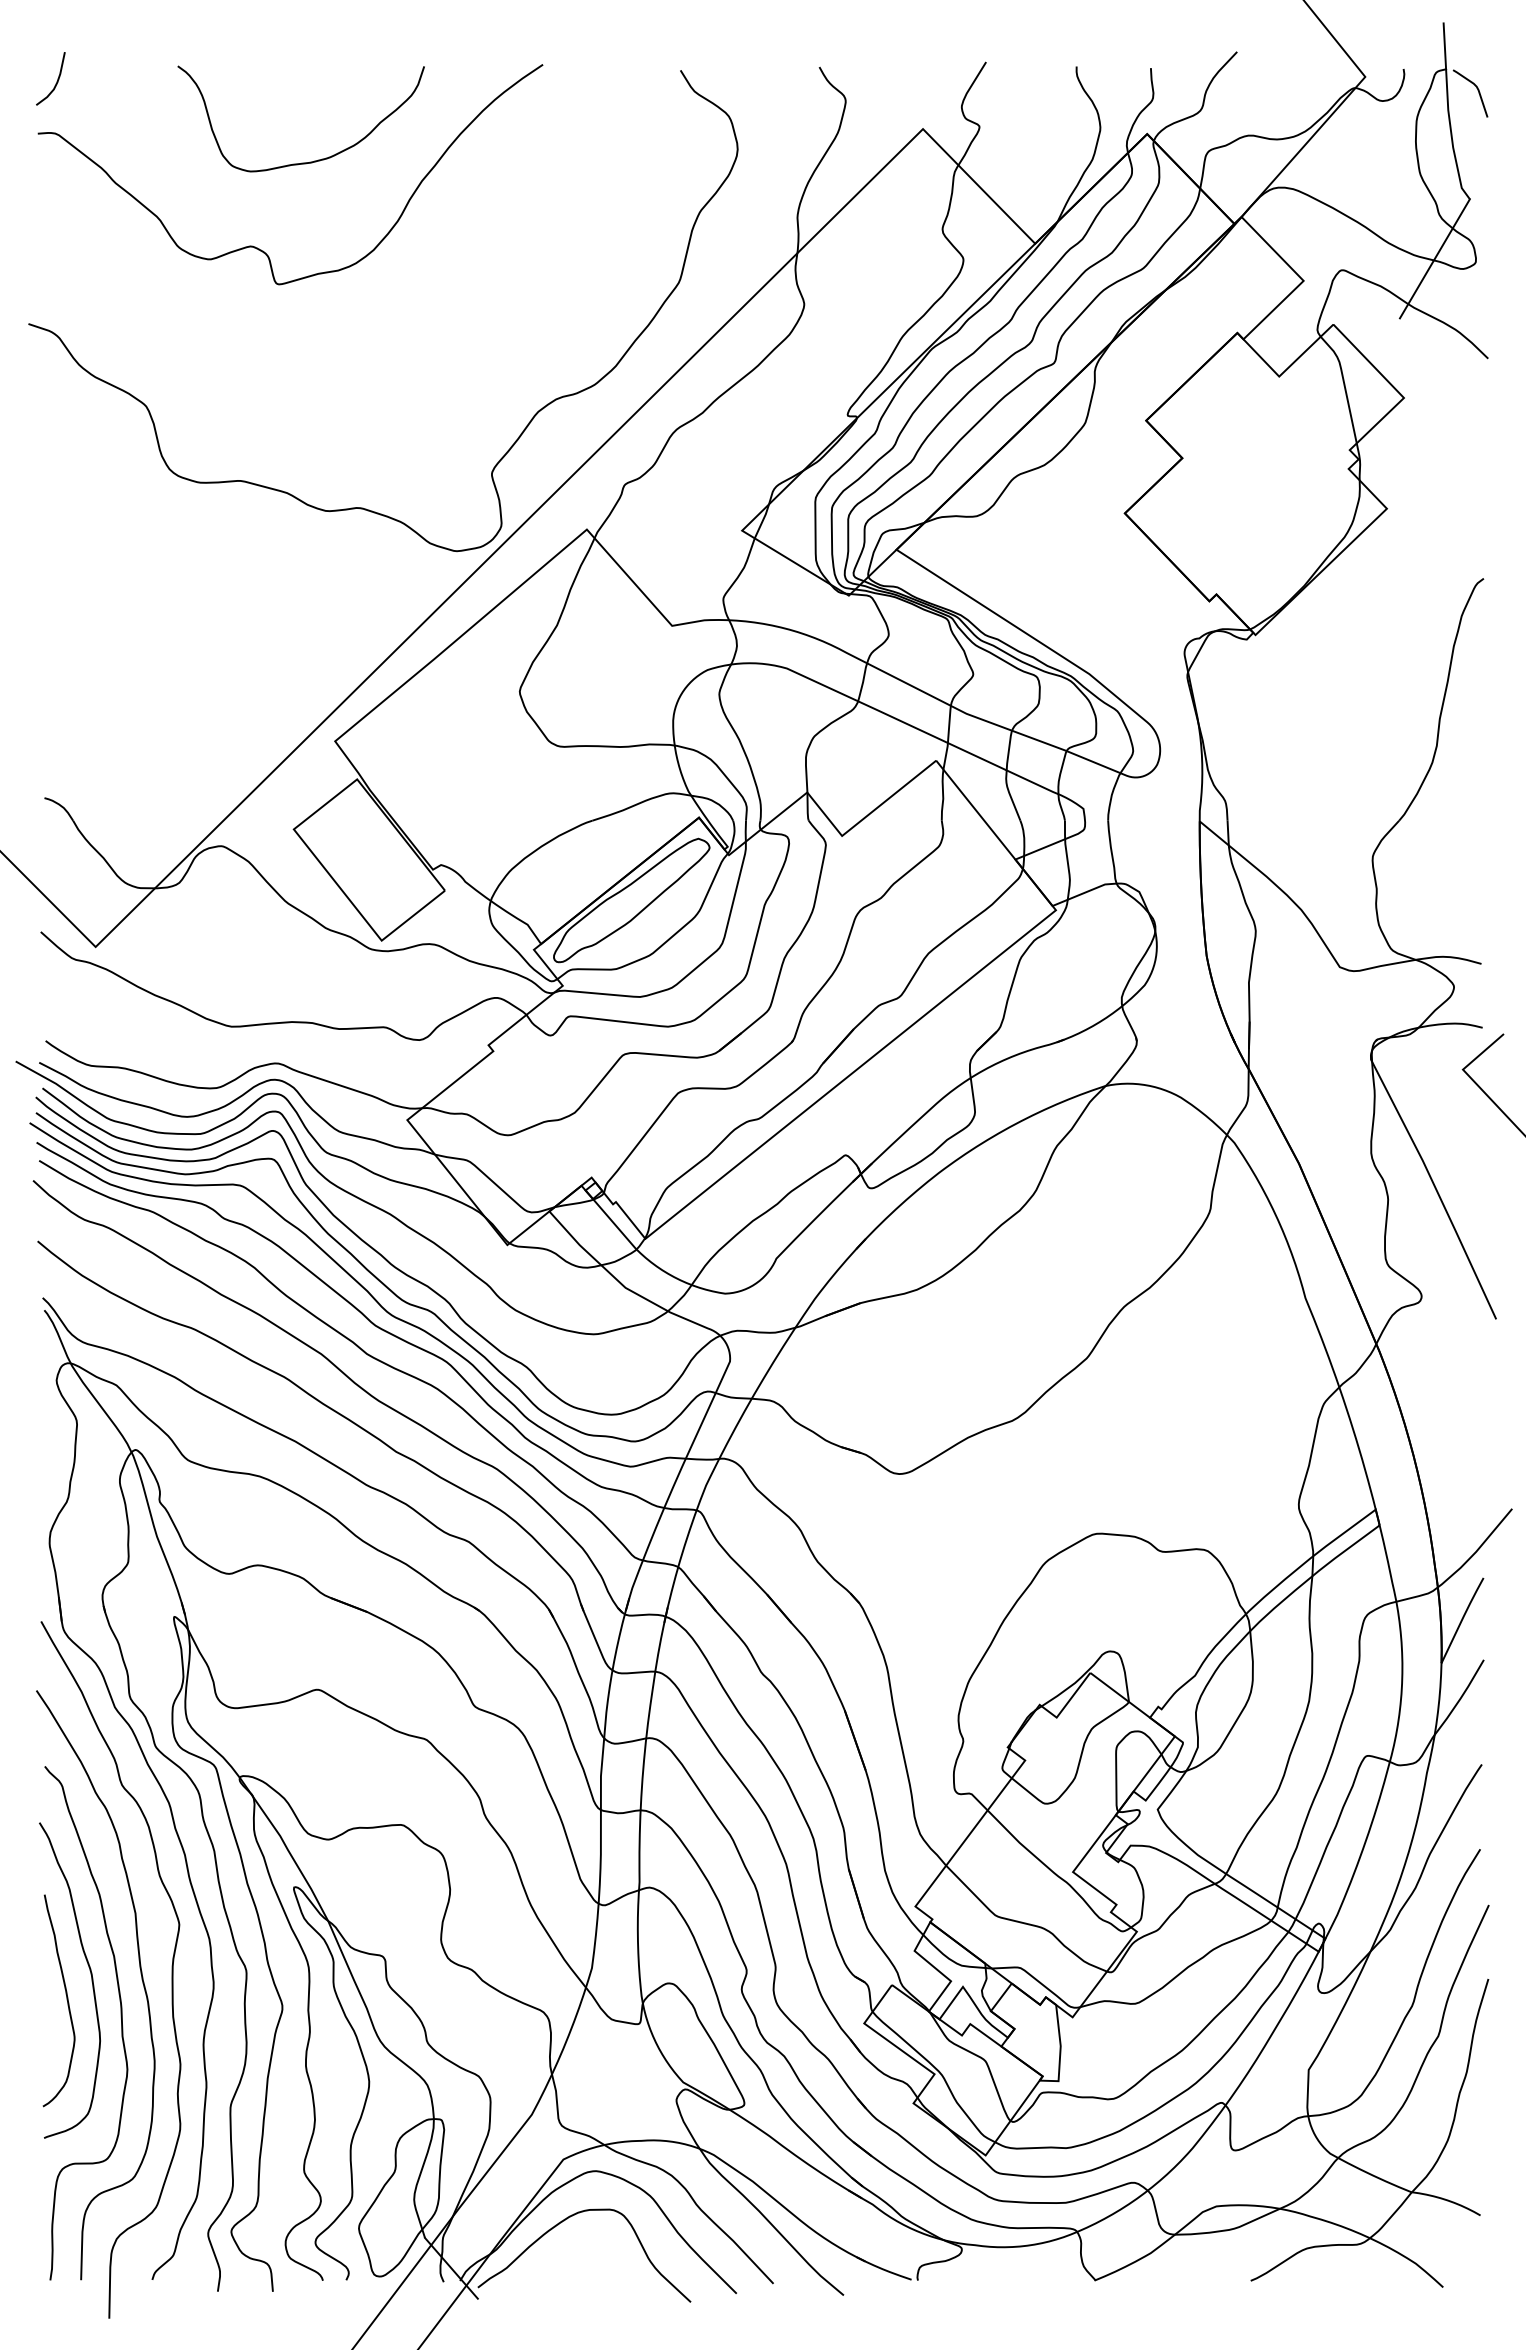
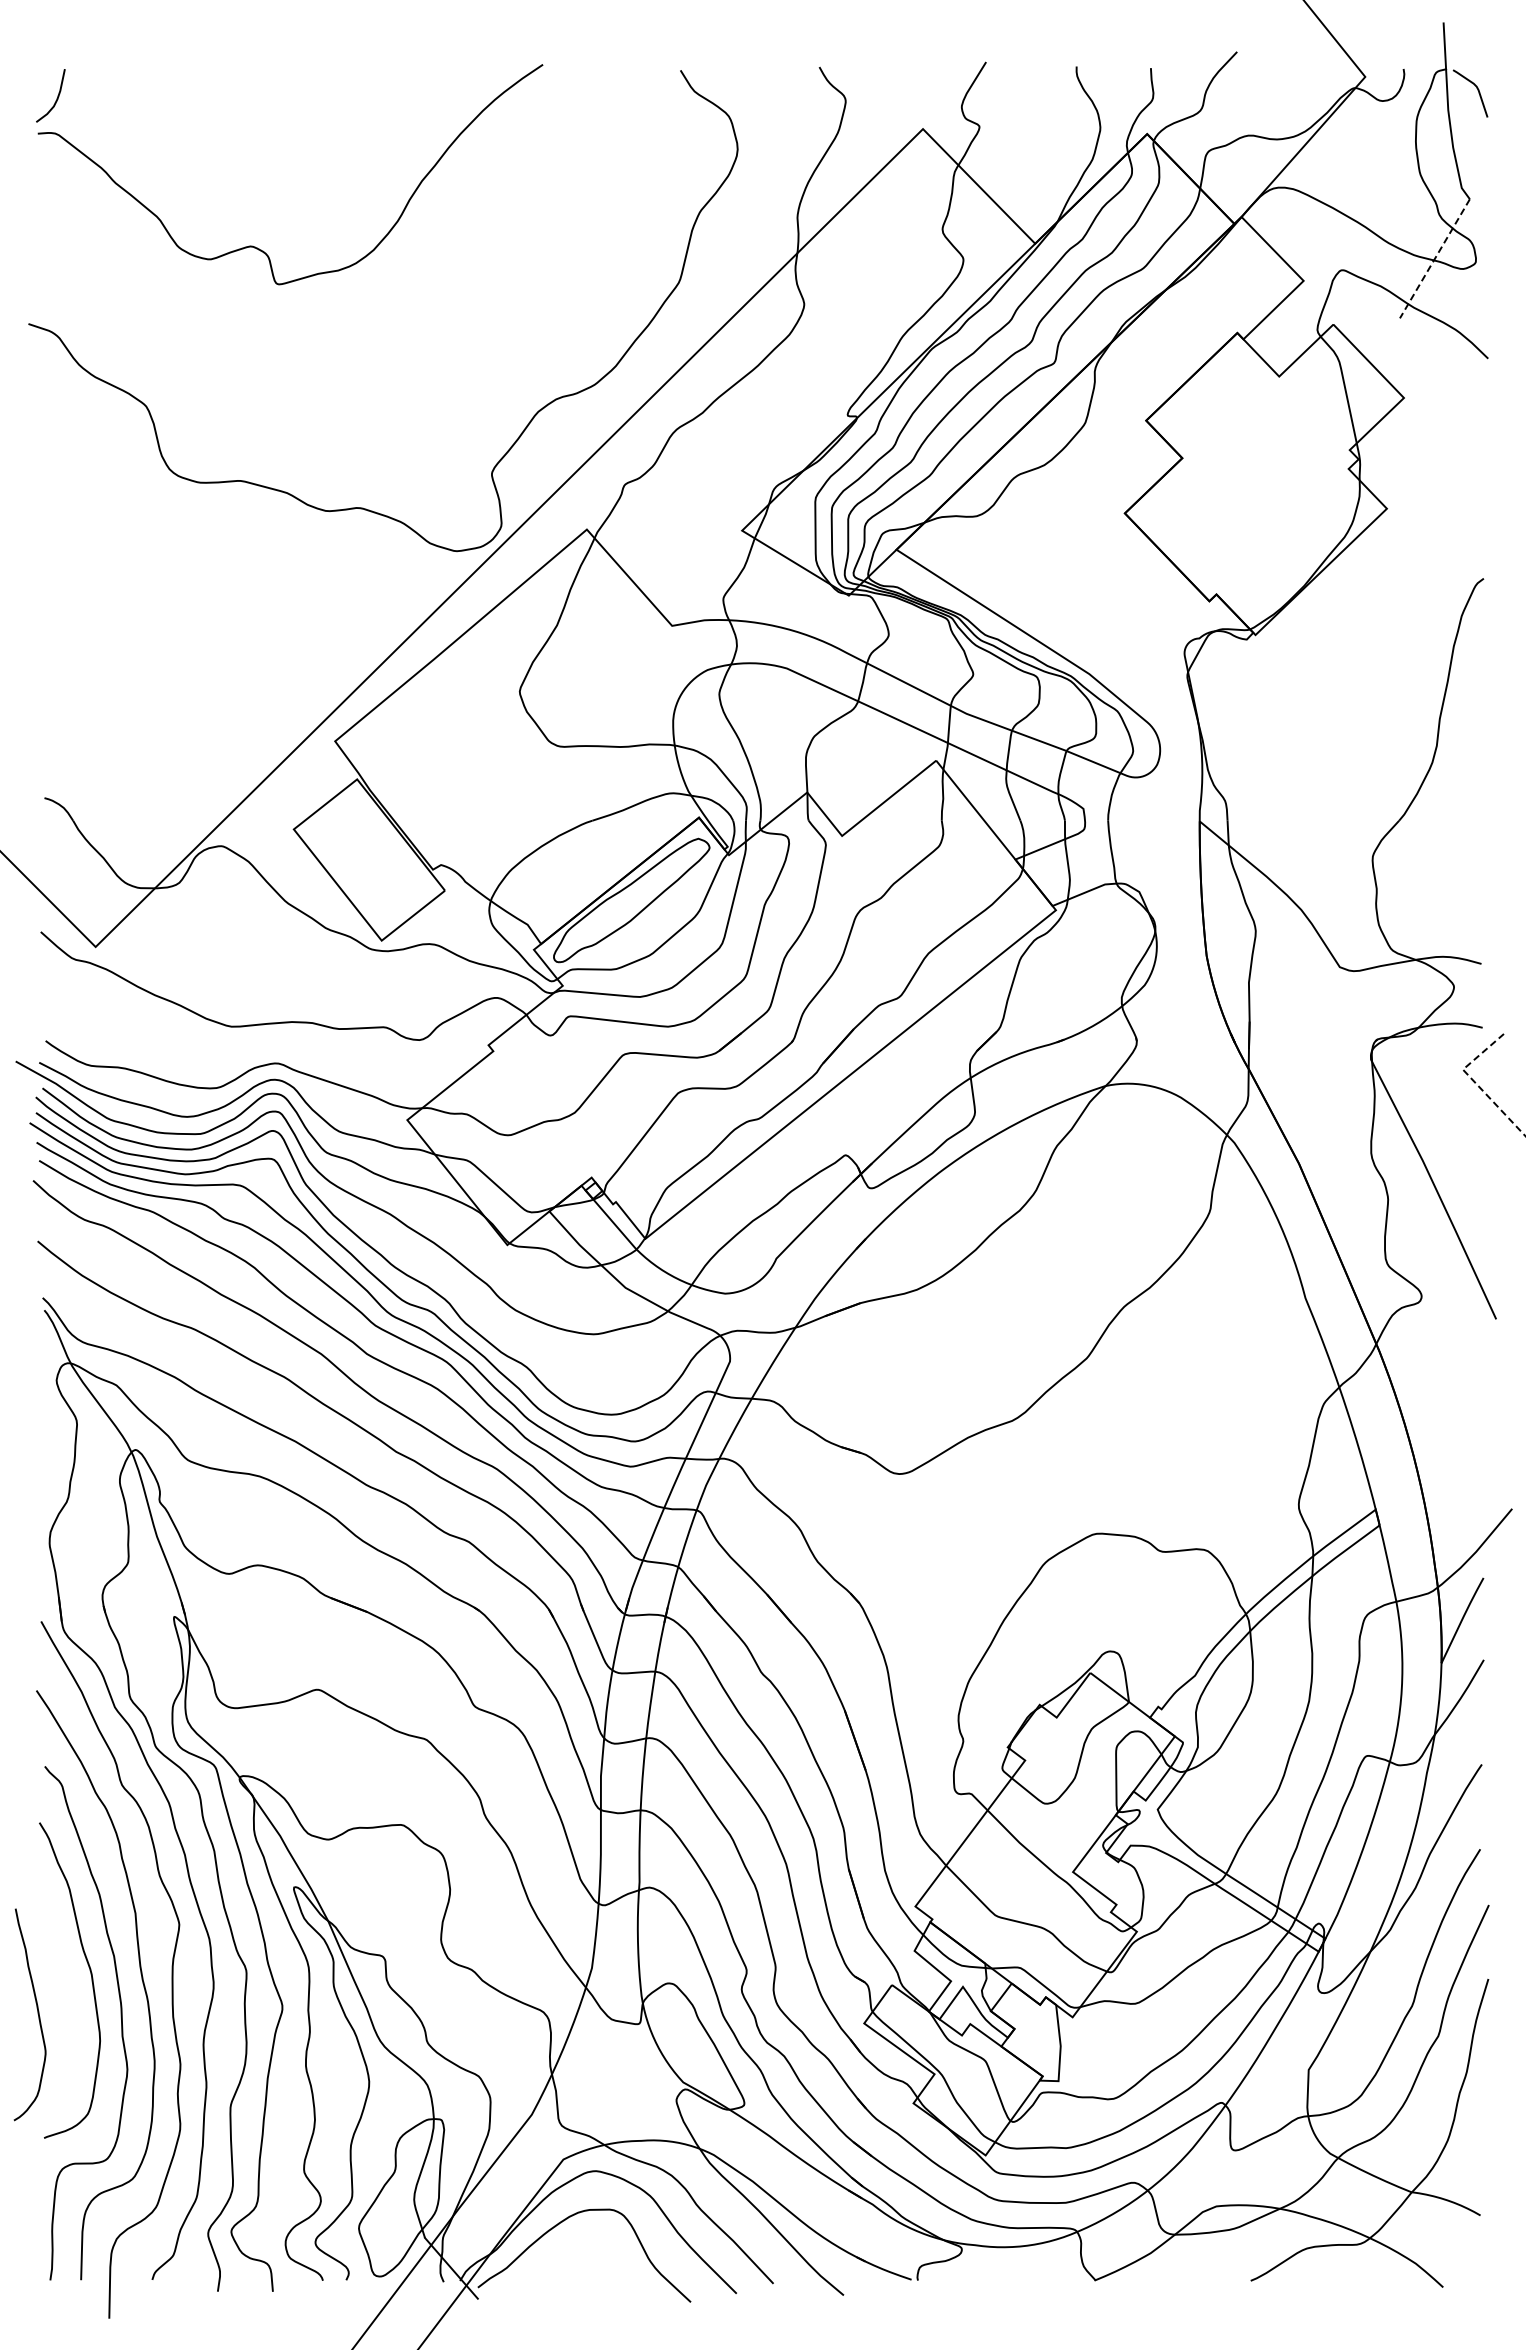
curve position: (56, 81) -> (56, 98) (56, 98)
curve: present -> none (309, 161)
line: solid -> dashed (1434, 259)
line: solid -> dashed (1475, 1082)
curve position: (66, 2000) -> (37, 2014) (37, 2014)
